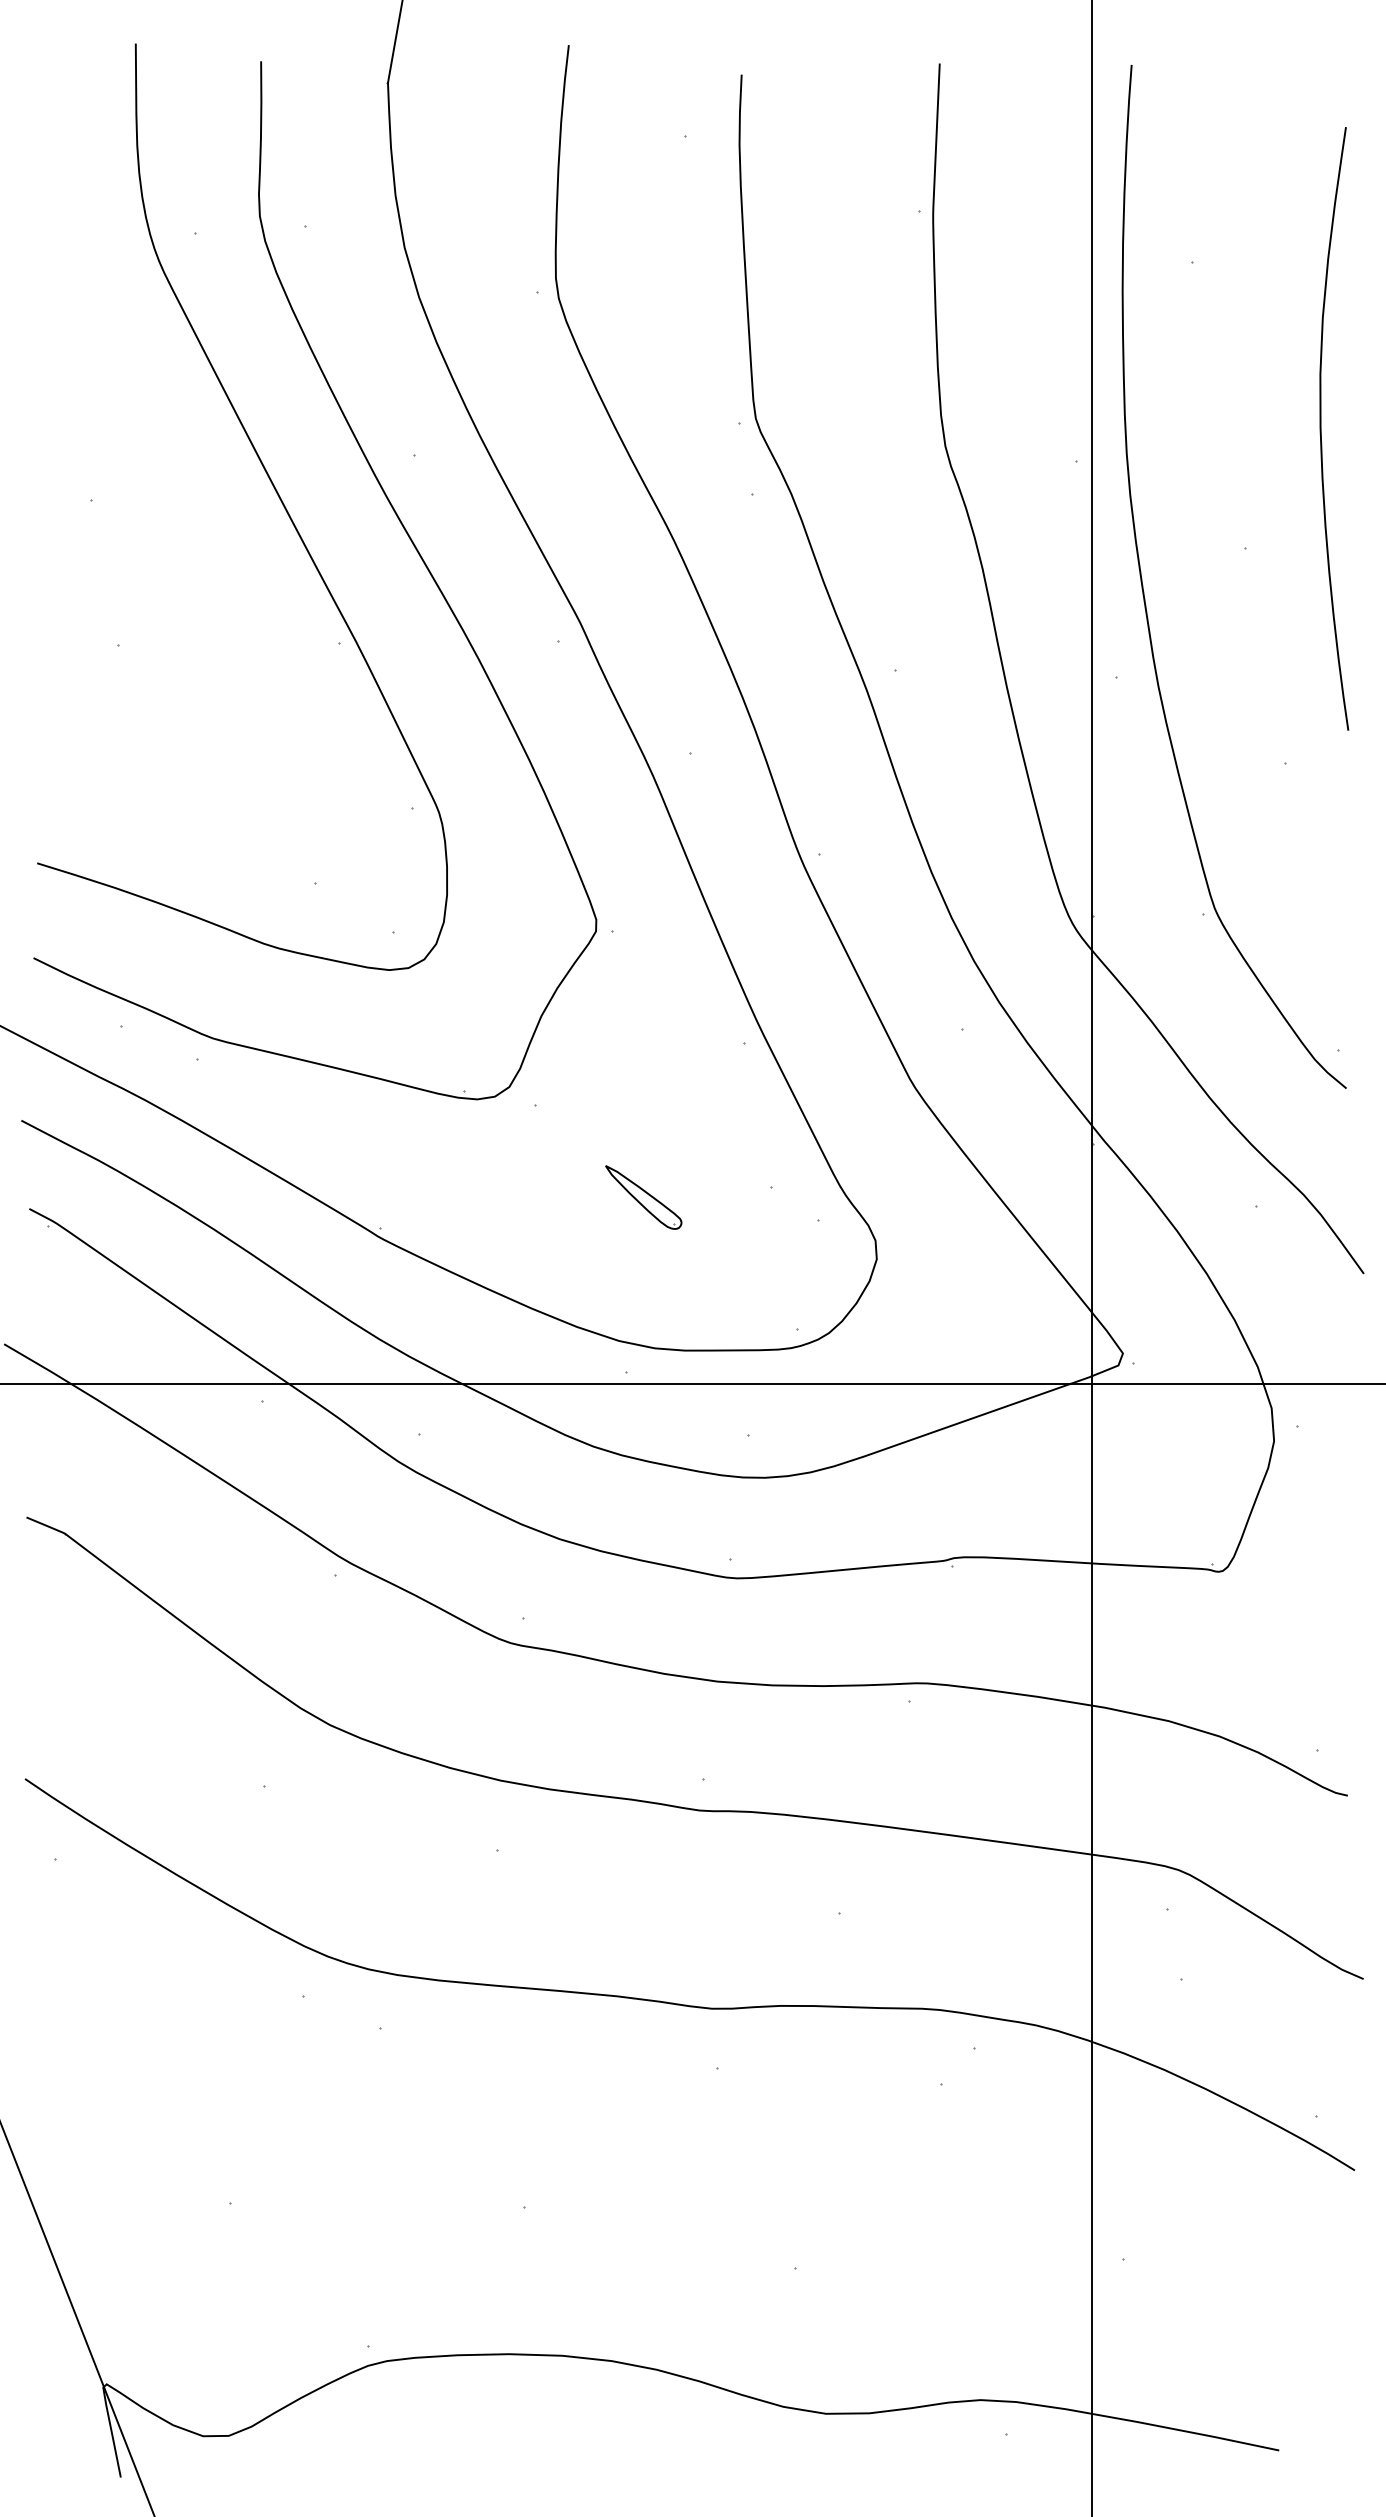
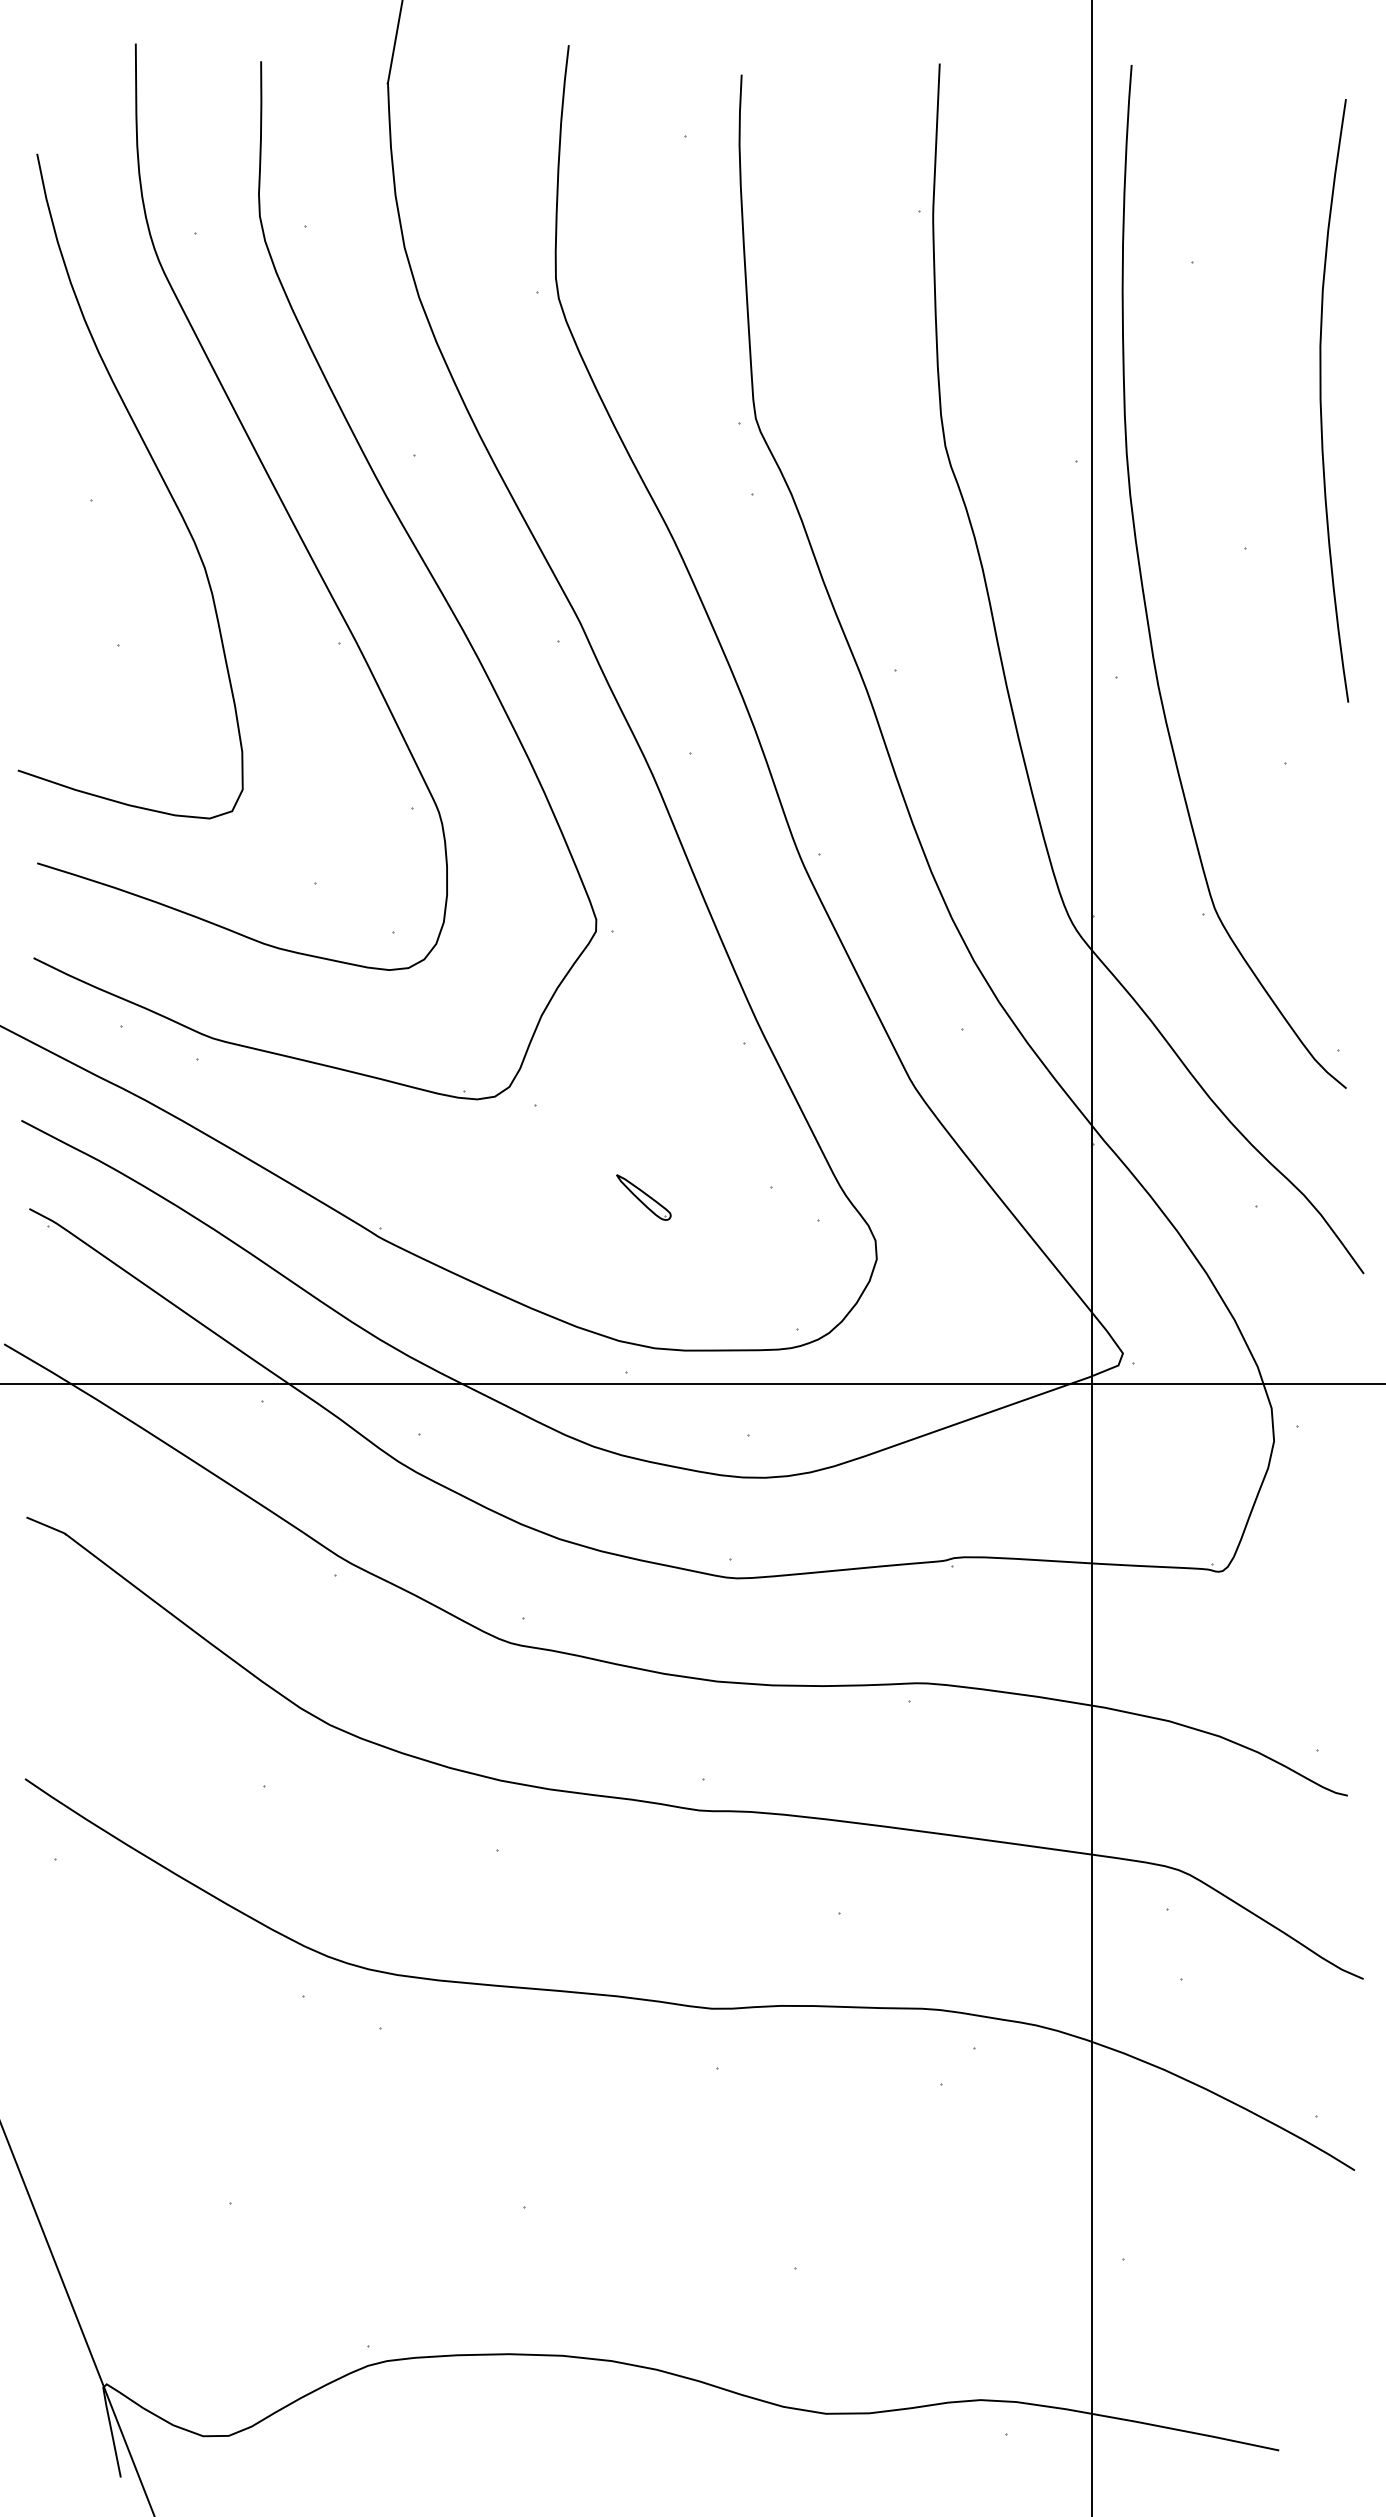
curve position: (1321, 428) -> (1321, 400) (1321, 400)
curve: none -> present (158, 472)
part size: 78x65 px -> 56x47 px (643, 1197)
